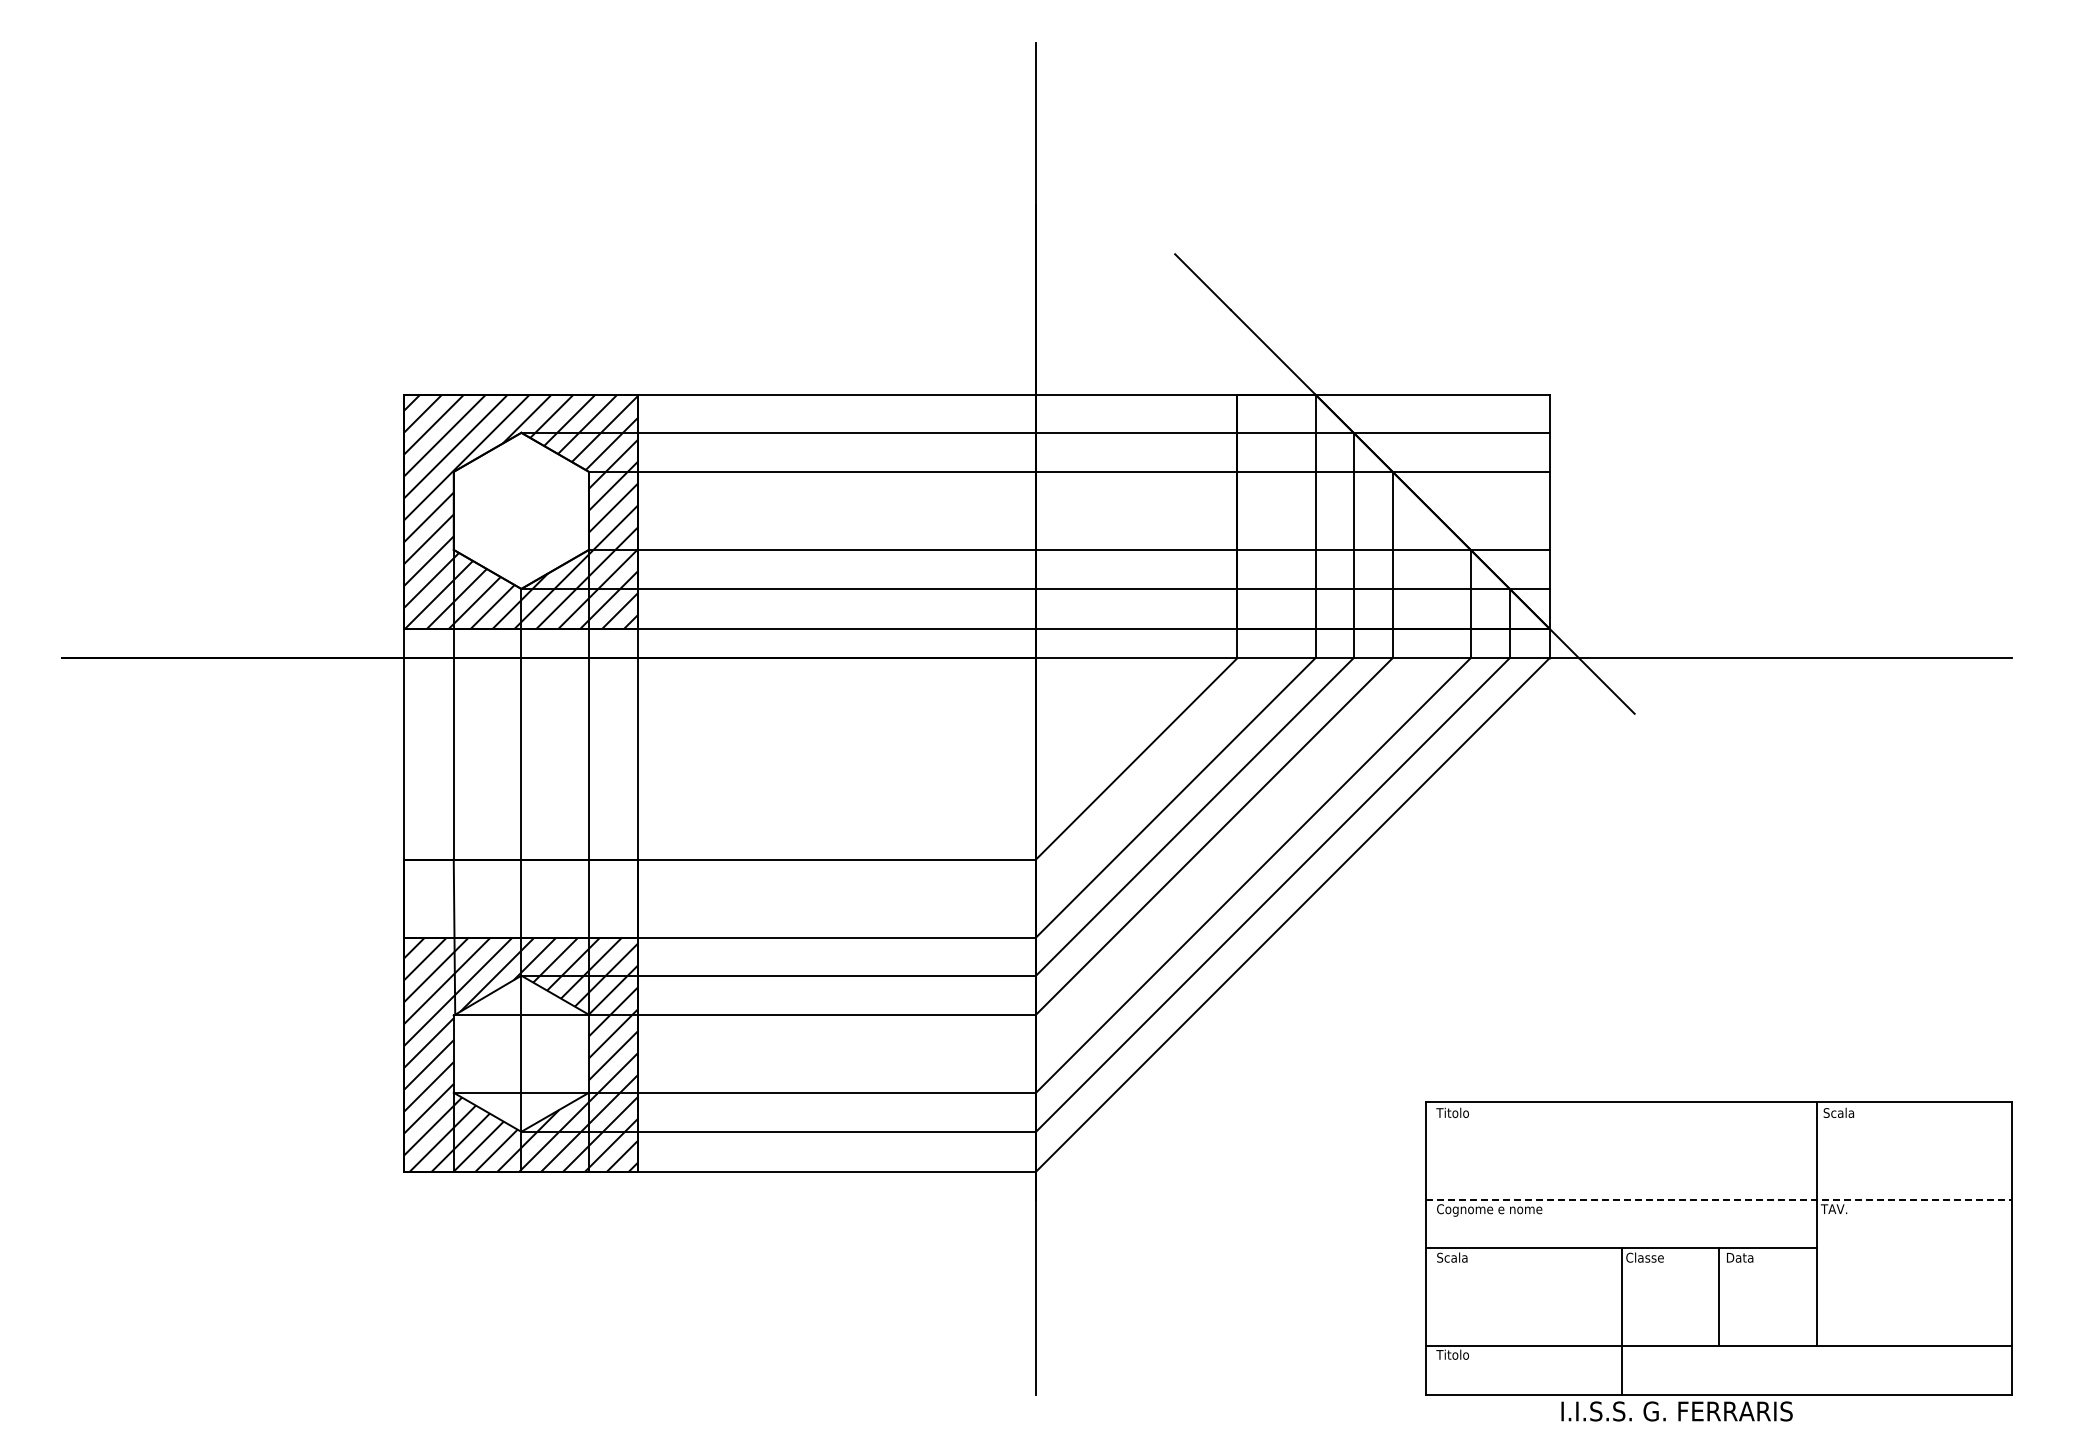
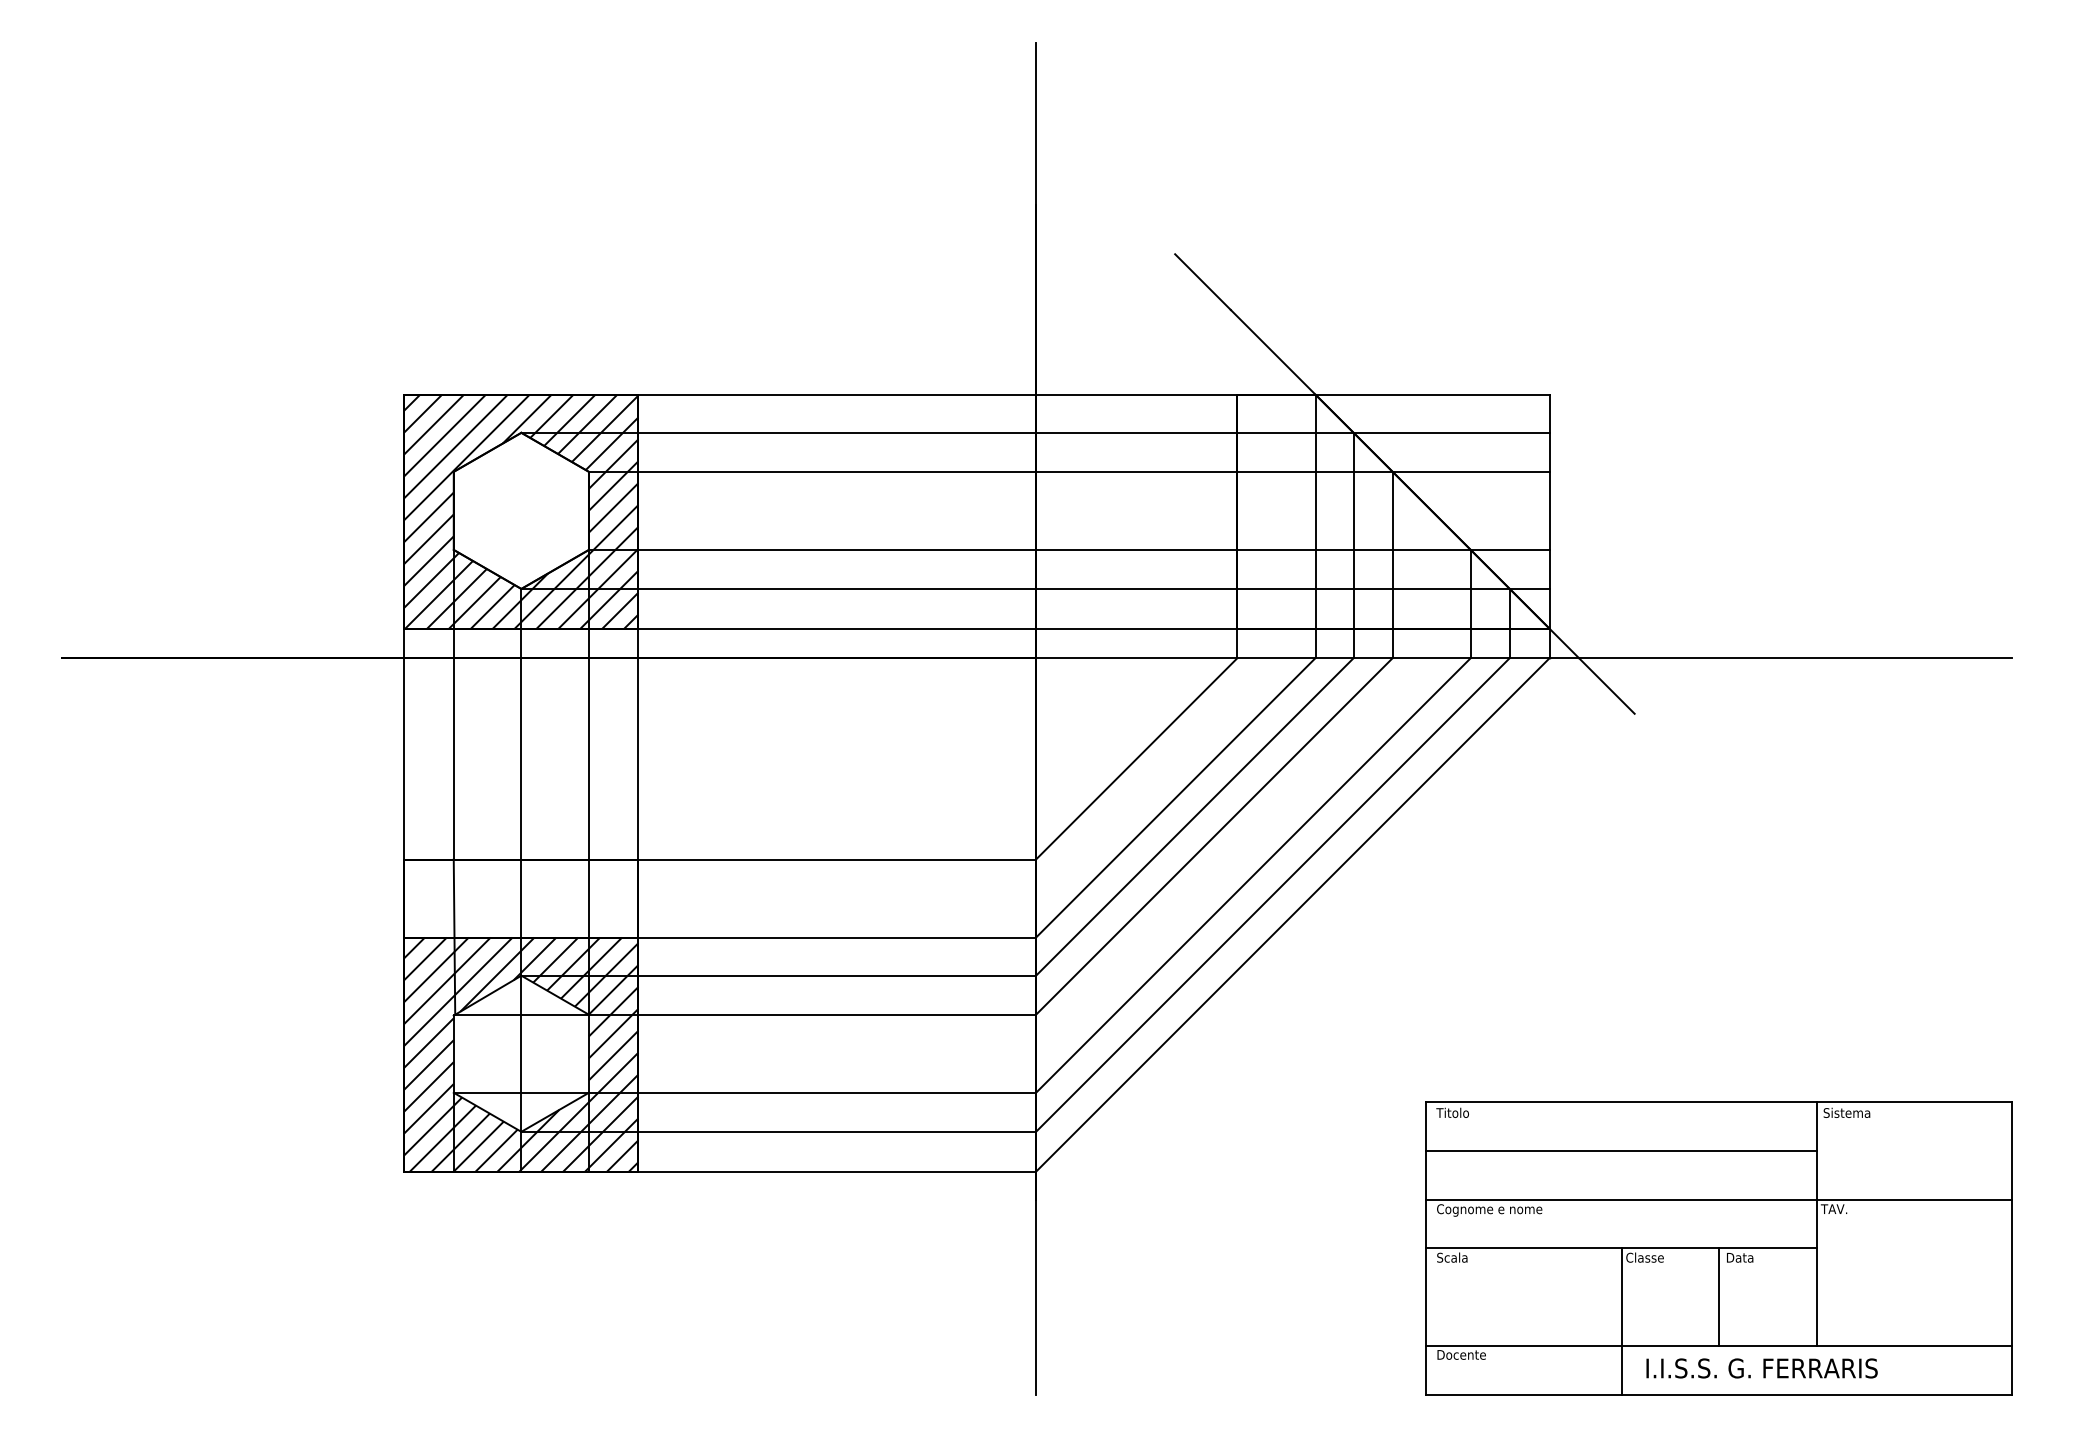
text: Scala -> Sistema (1850, 1112)
line: none -> present (1621, 1150)
line: dashed -> solid (1719, 1199)
text: Titolo -> Docente (1460, 1354)
text position: (1676, 1411) -> (1761, 1368) (1761, 1368)
